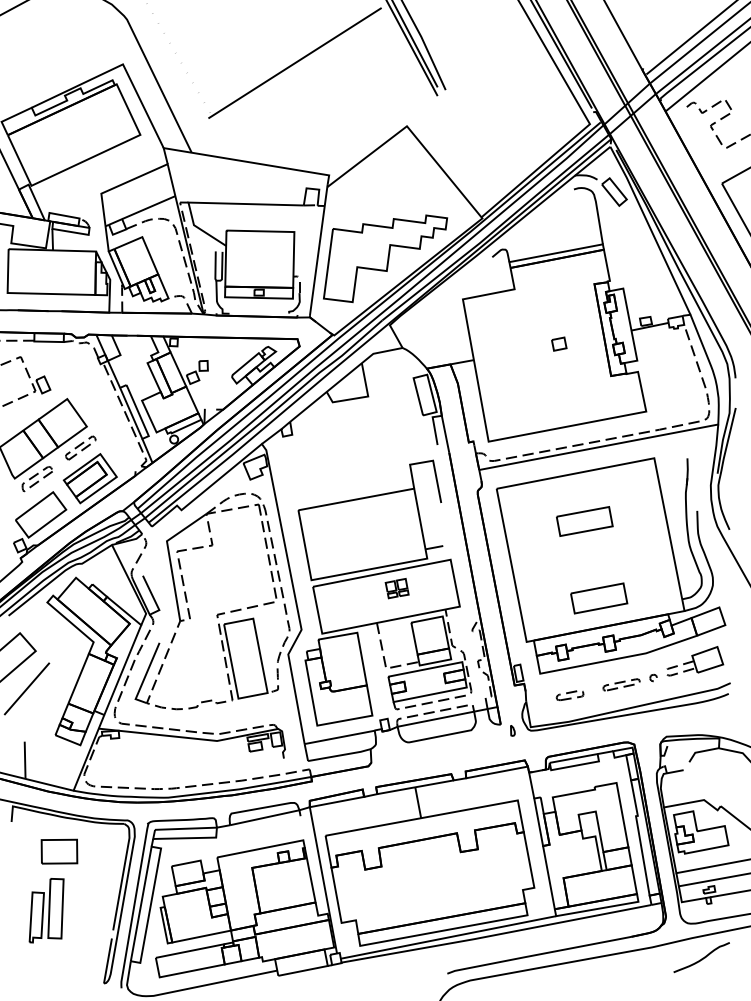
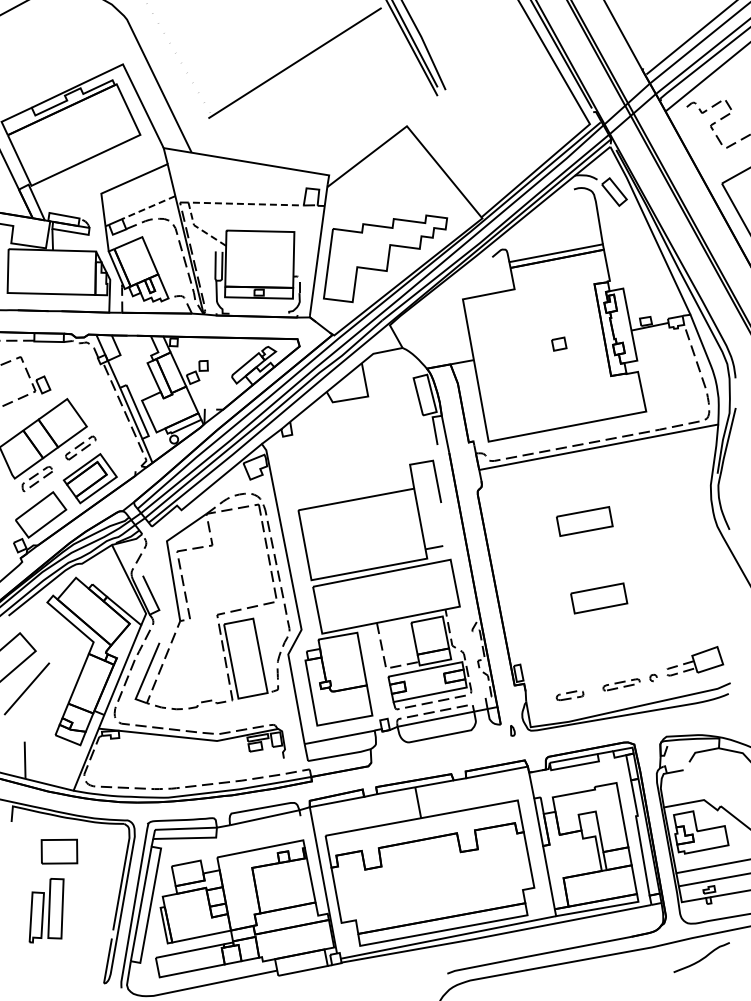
line: solid -> dashed (214, 203)
line: solid -> dashed (148, 207)
part: present -> none (610, 565)
part: present -> none (396, 588)
